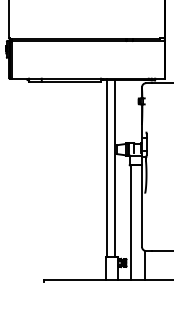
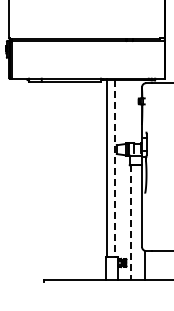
line: solid -> dashed (115, 168)
line: solid -> dashed (131, 223)
